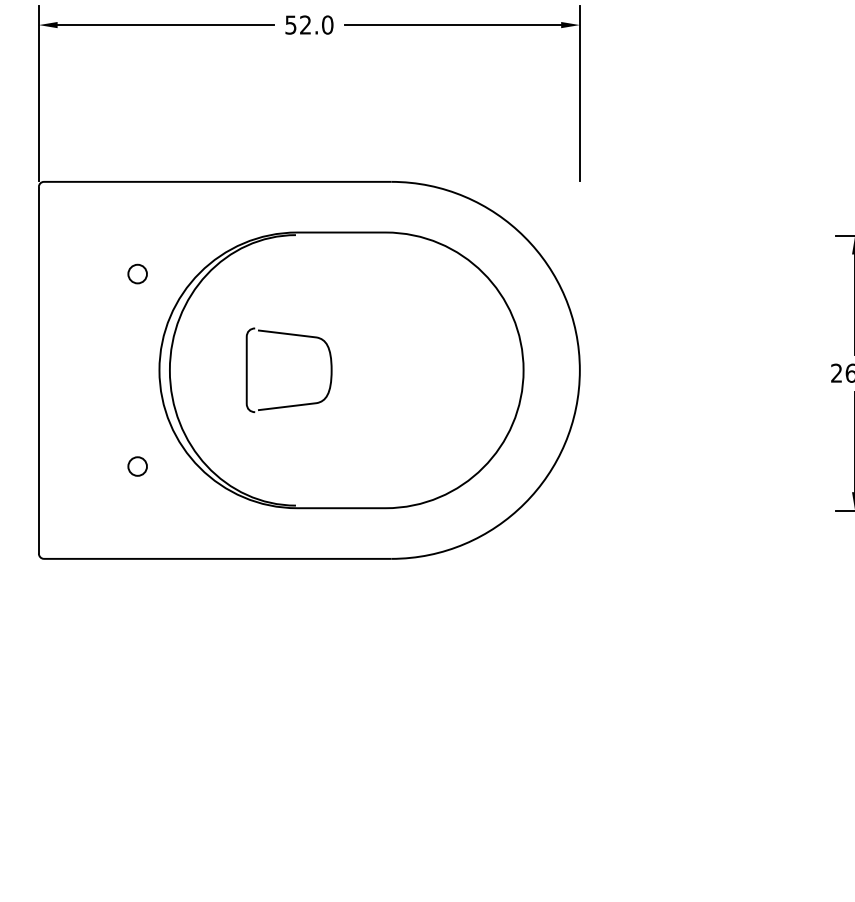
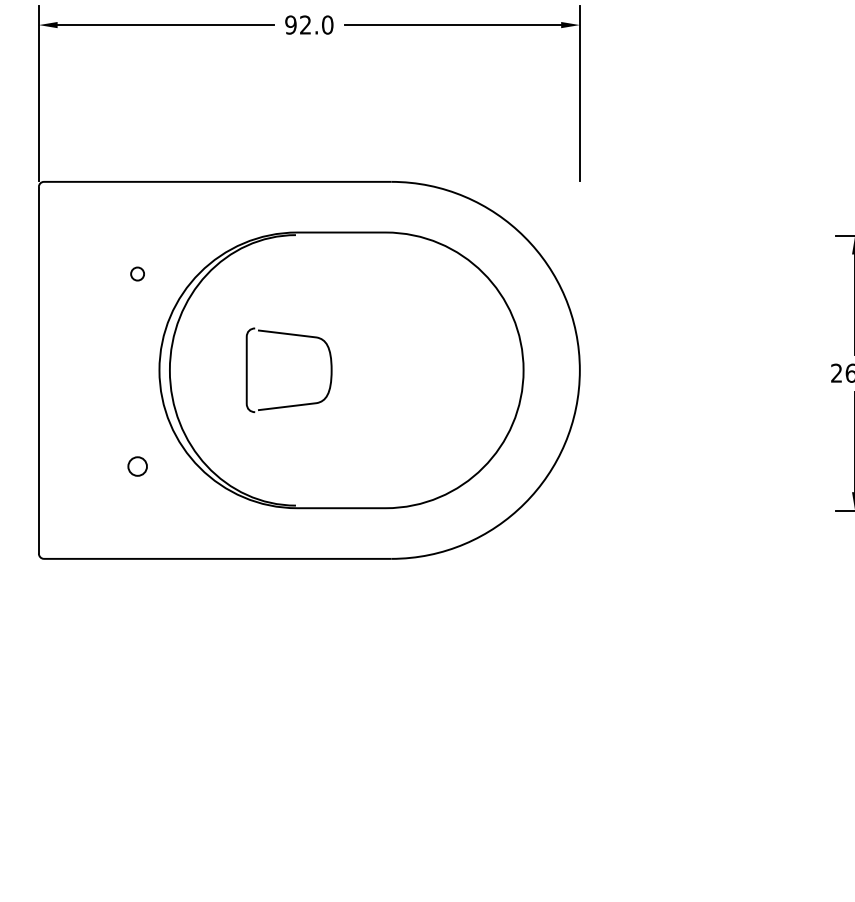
text: 52.0 -> 92.0 (290, 24)
part size: 21x22 px -> 15x16 px (137, 273)
